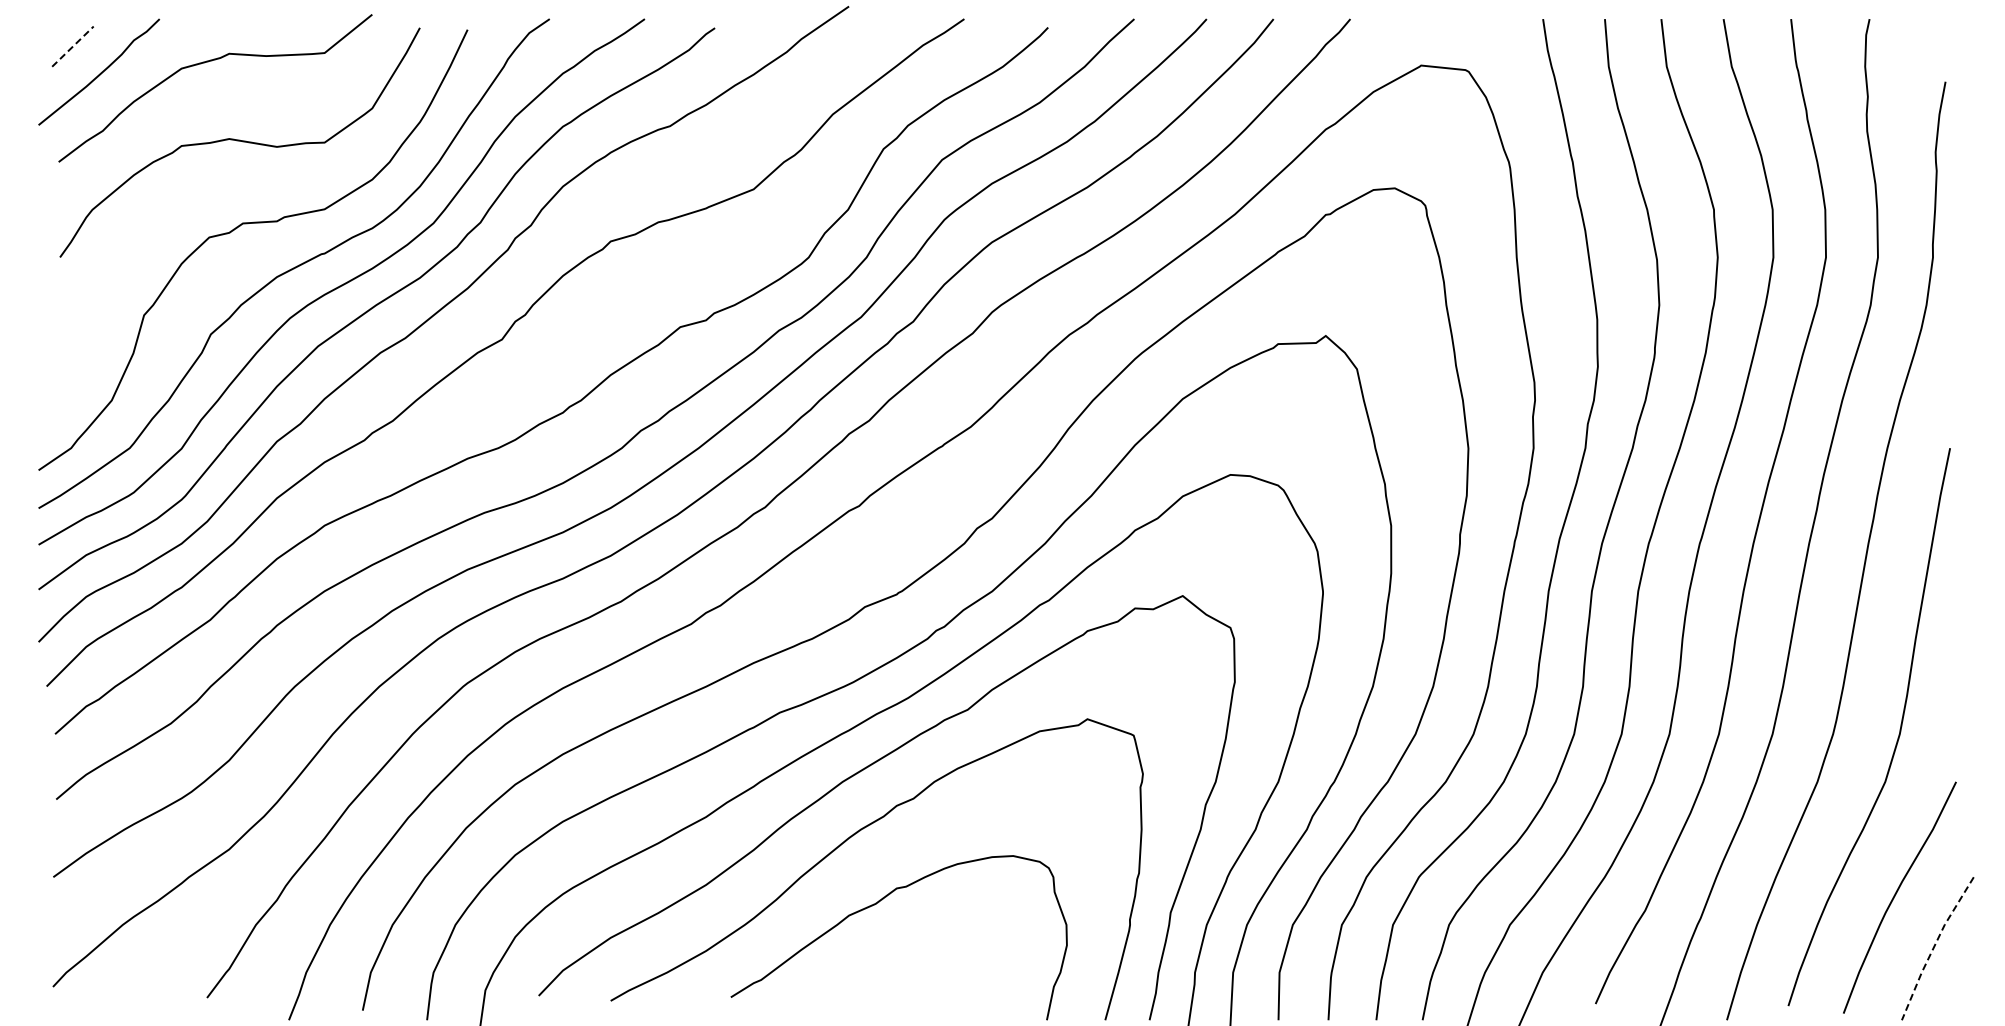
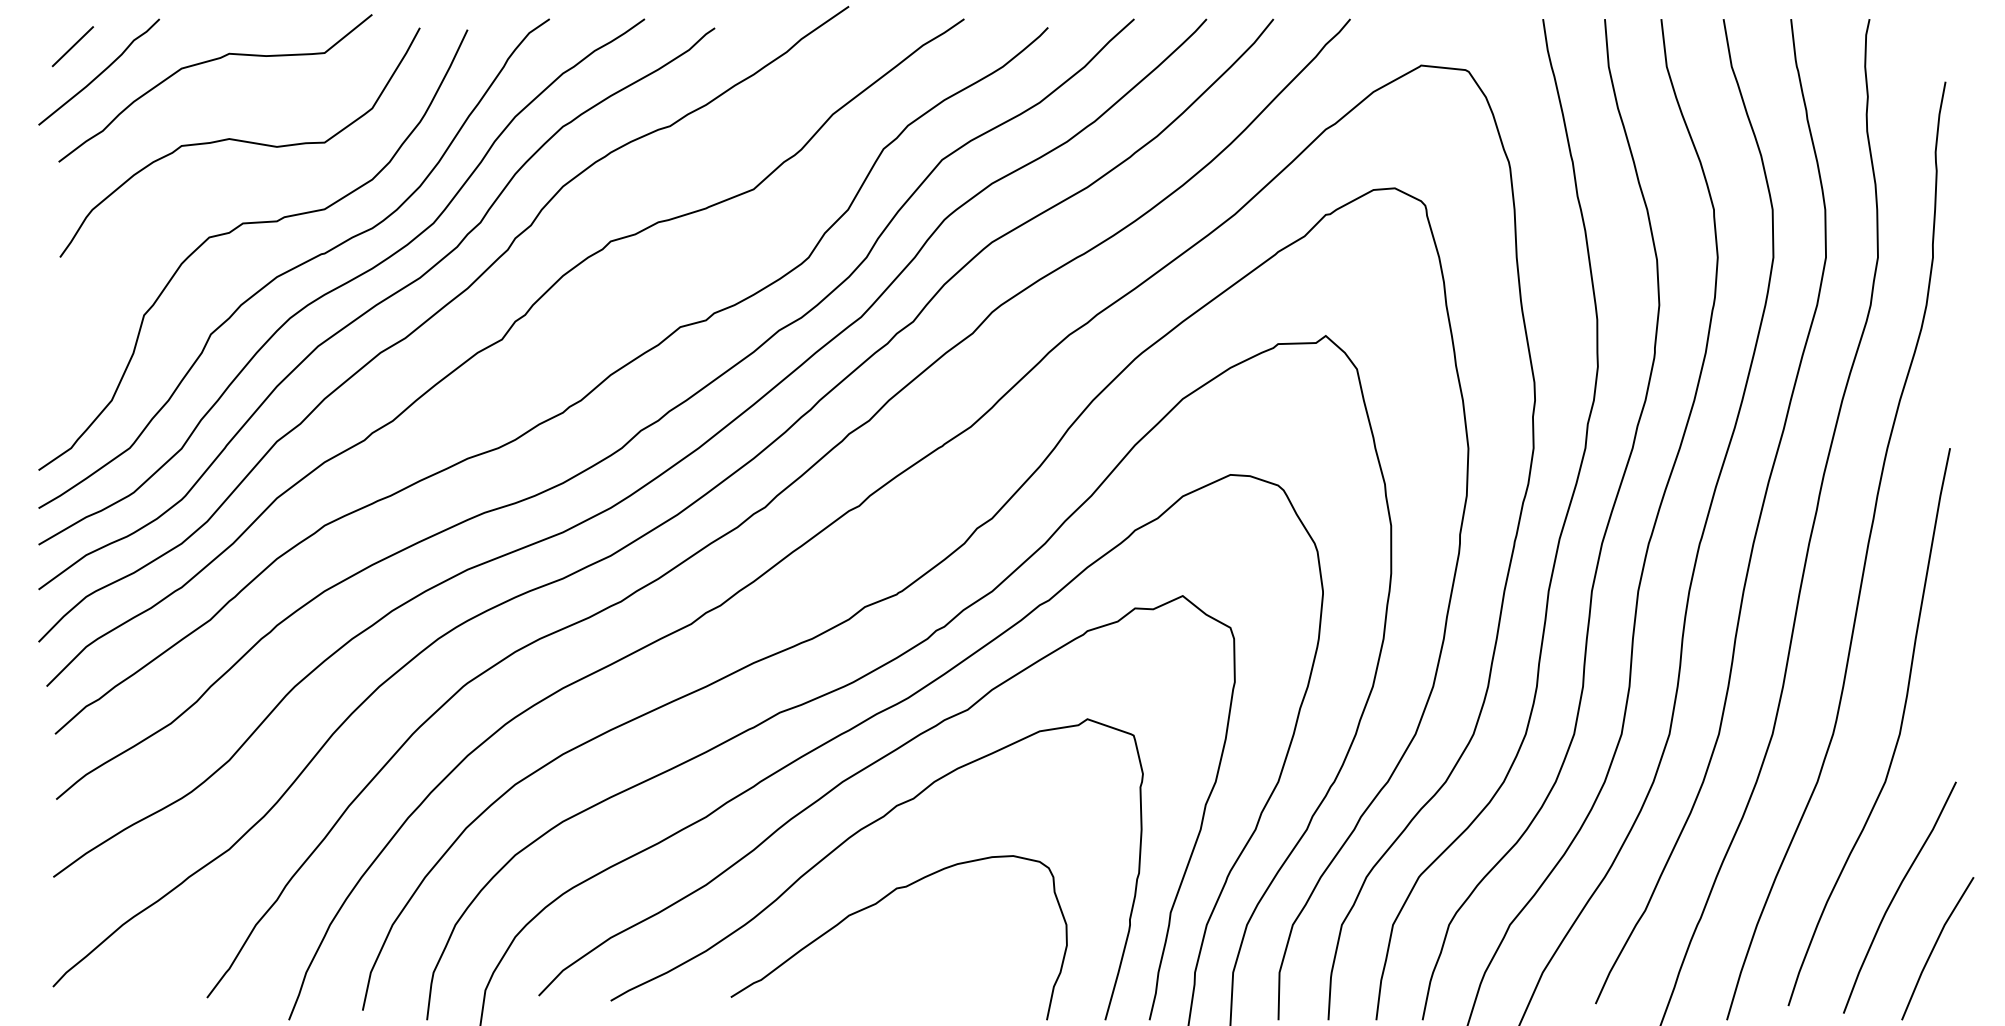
line: dashed -> solid (72, 46)
line: dashed -> solid (1933, 947)
